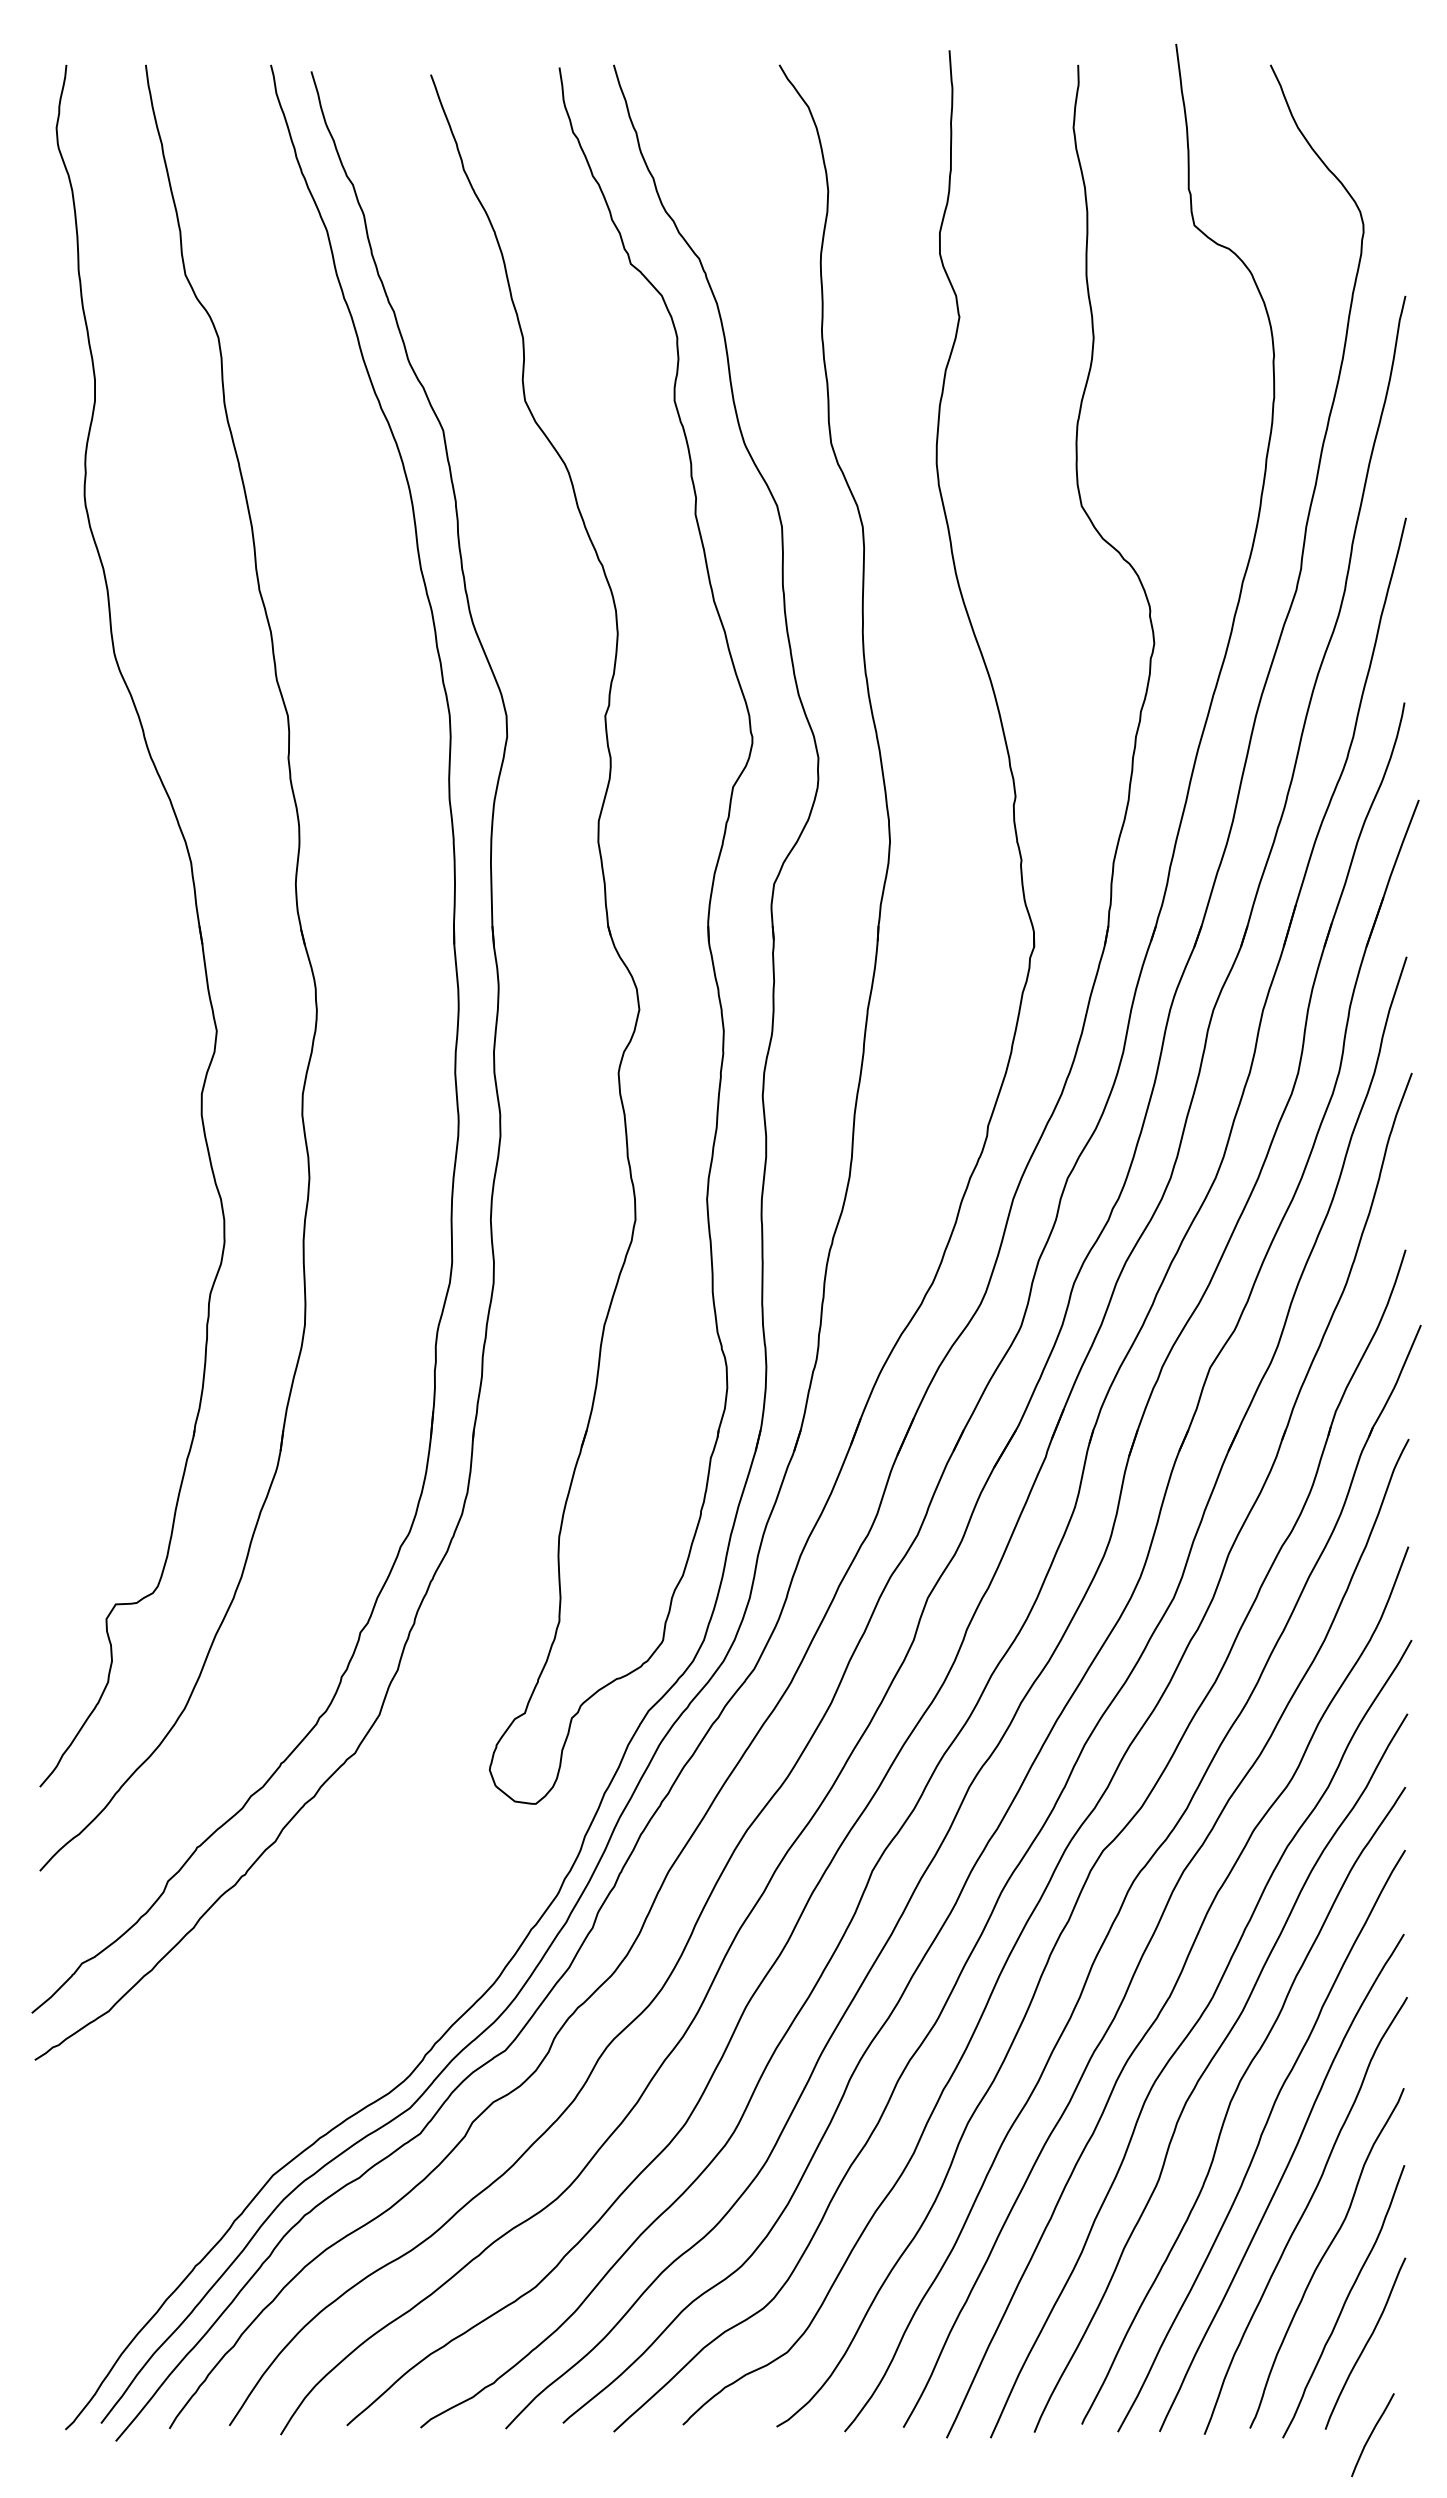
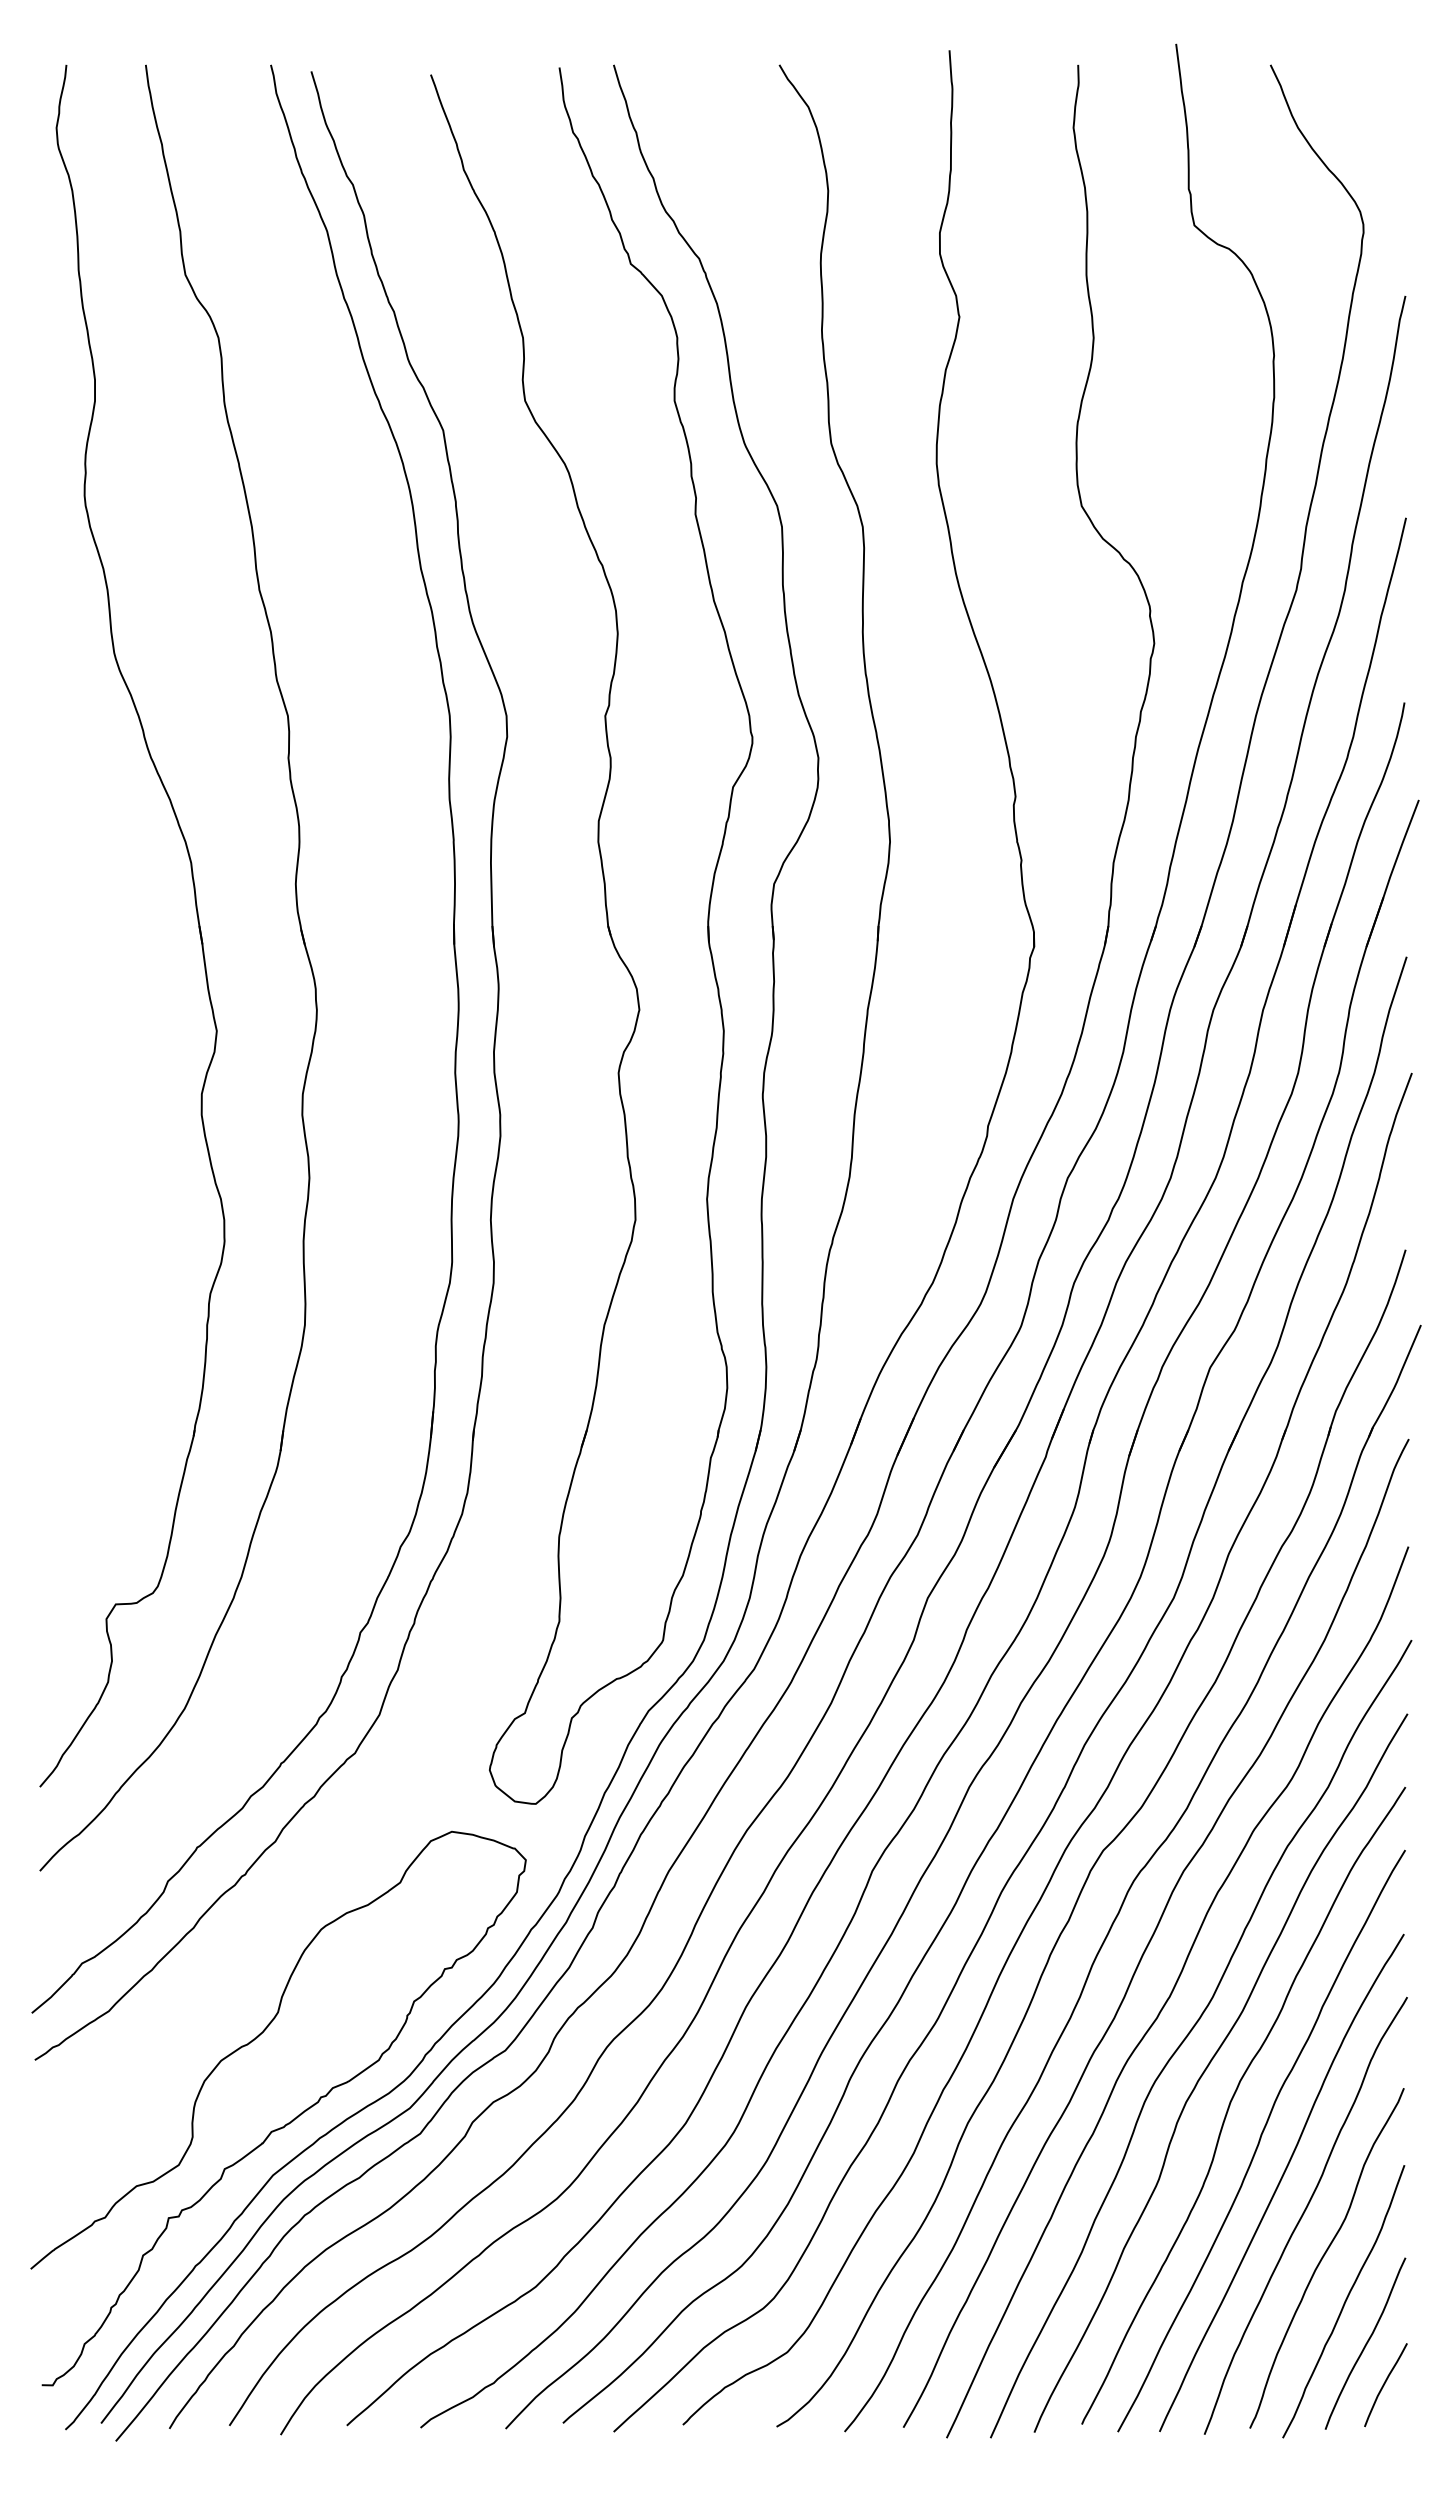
curve: none -> present (286, 2123)
curve position: (1372, 2434) -> (1385, 2384) (1385, 2384)
